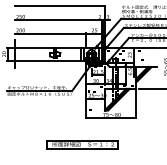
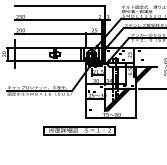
part position: (82, 144) -> (79, 130) (79, 130)
